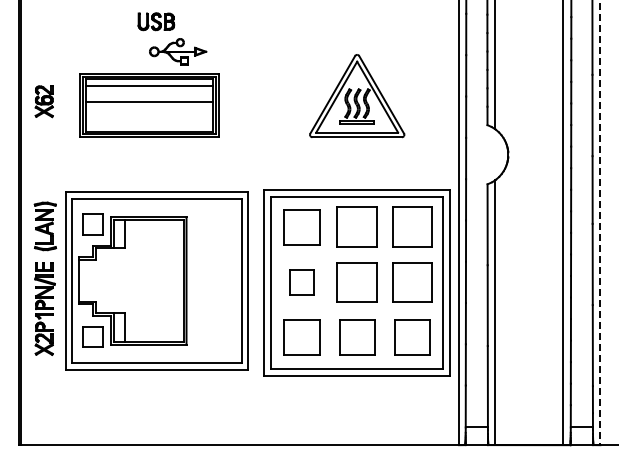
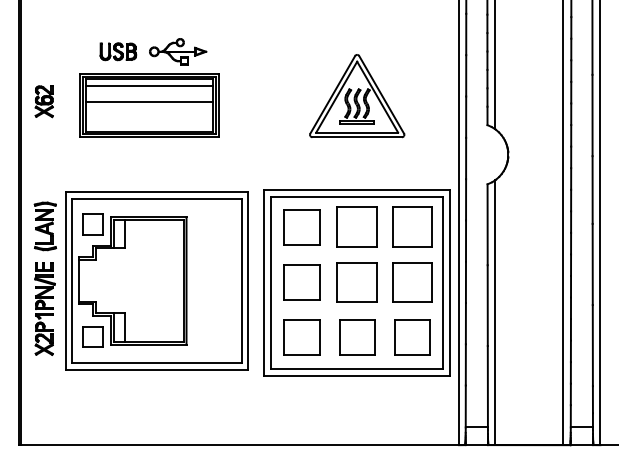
part position: (156, 21) -> (118, 51) (118, 51)
line: dashed -> solid (600, 223)
part size: 26x27 px -> 38x37 px (301, 282)
